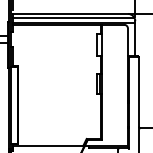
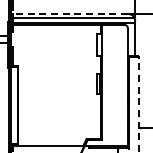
line: solid -> dashed (70, 13)
line: solid -> dashed (138, 104)
